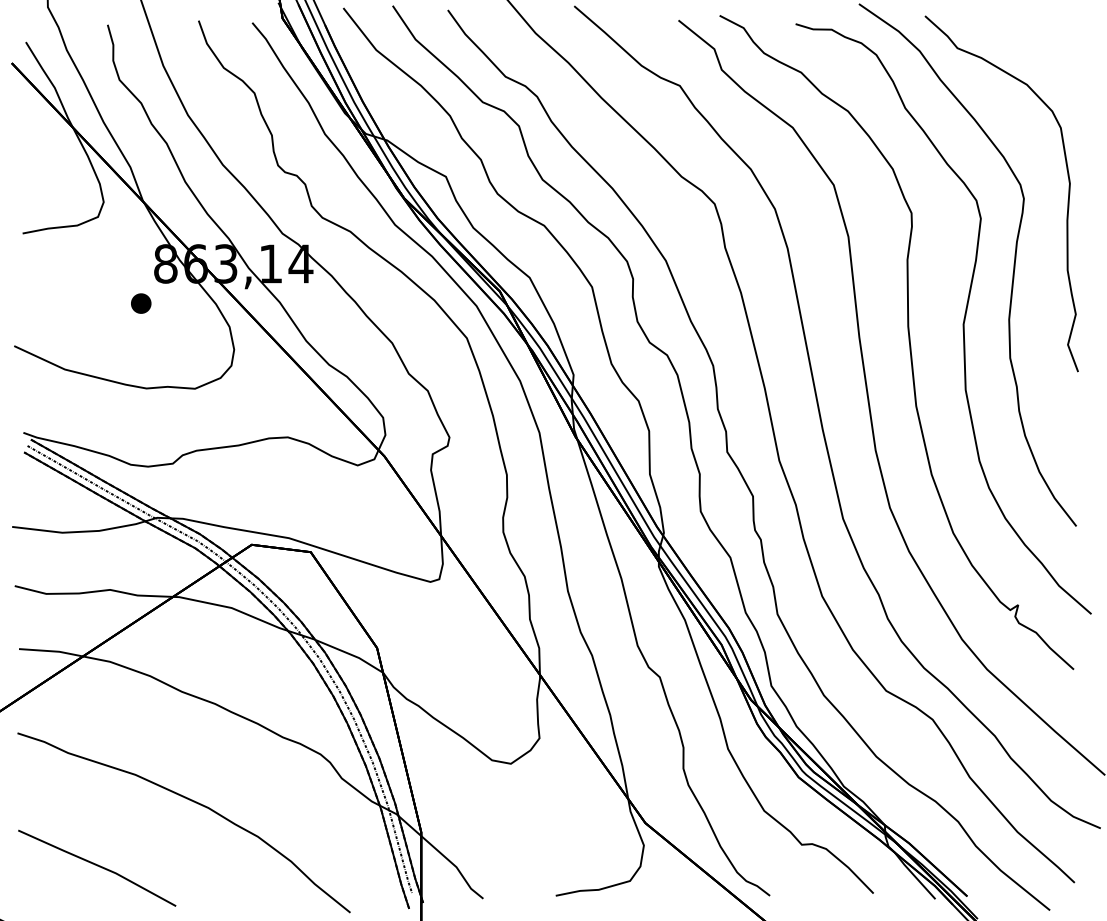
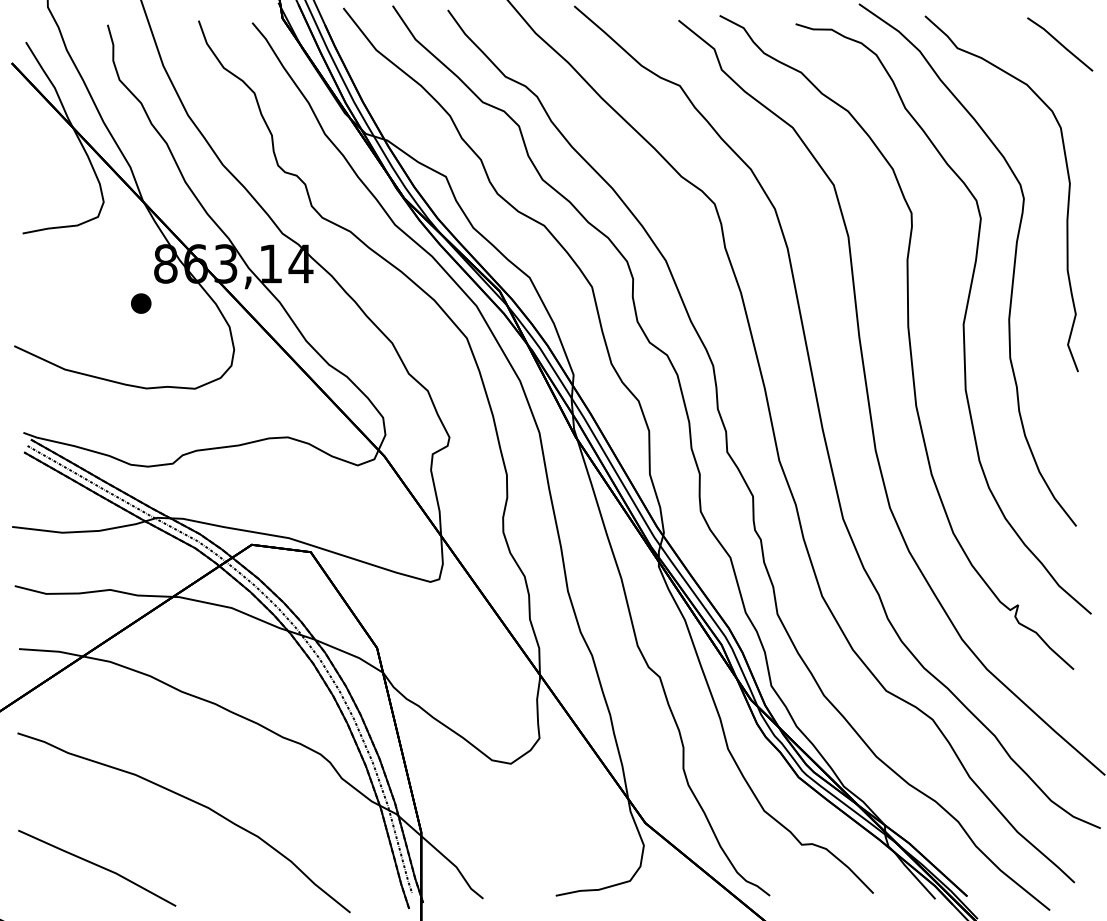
part: none -> present (1060, 44)
